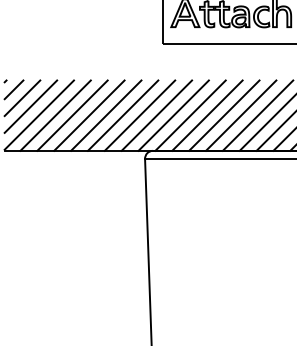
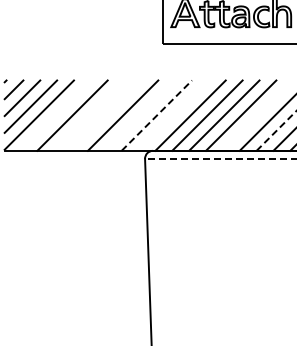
line: present -> none (55, 115)
line: present -> none (89, 115)
line: present -> none (106, 115)
line: present -> none (139, 115)
line: solid -> dashed (156, 115)
line: present -> none (173, 115)
line: present -> none (257, 115)
line: solid -> dashed (277, 130)
line: solid -> dashed (220, 159)
